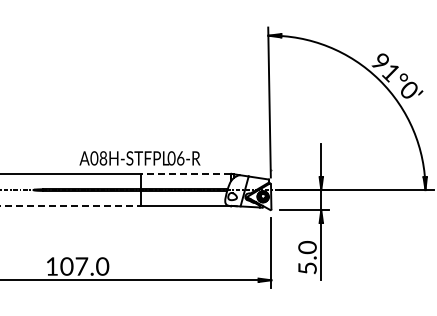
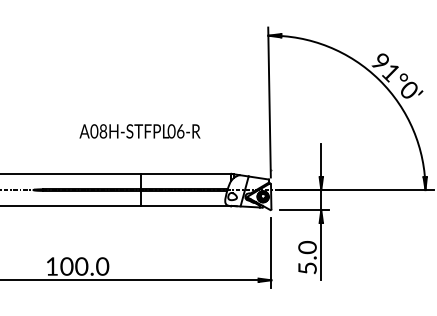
text position: (139, 158) -> (139, 131) (139, 131)
line: dashed -> solid (186, 173)
line: dashed -> solid (71, 206)
text: 107.0 -> 100.0 (81, 266)
